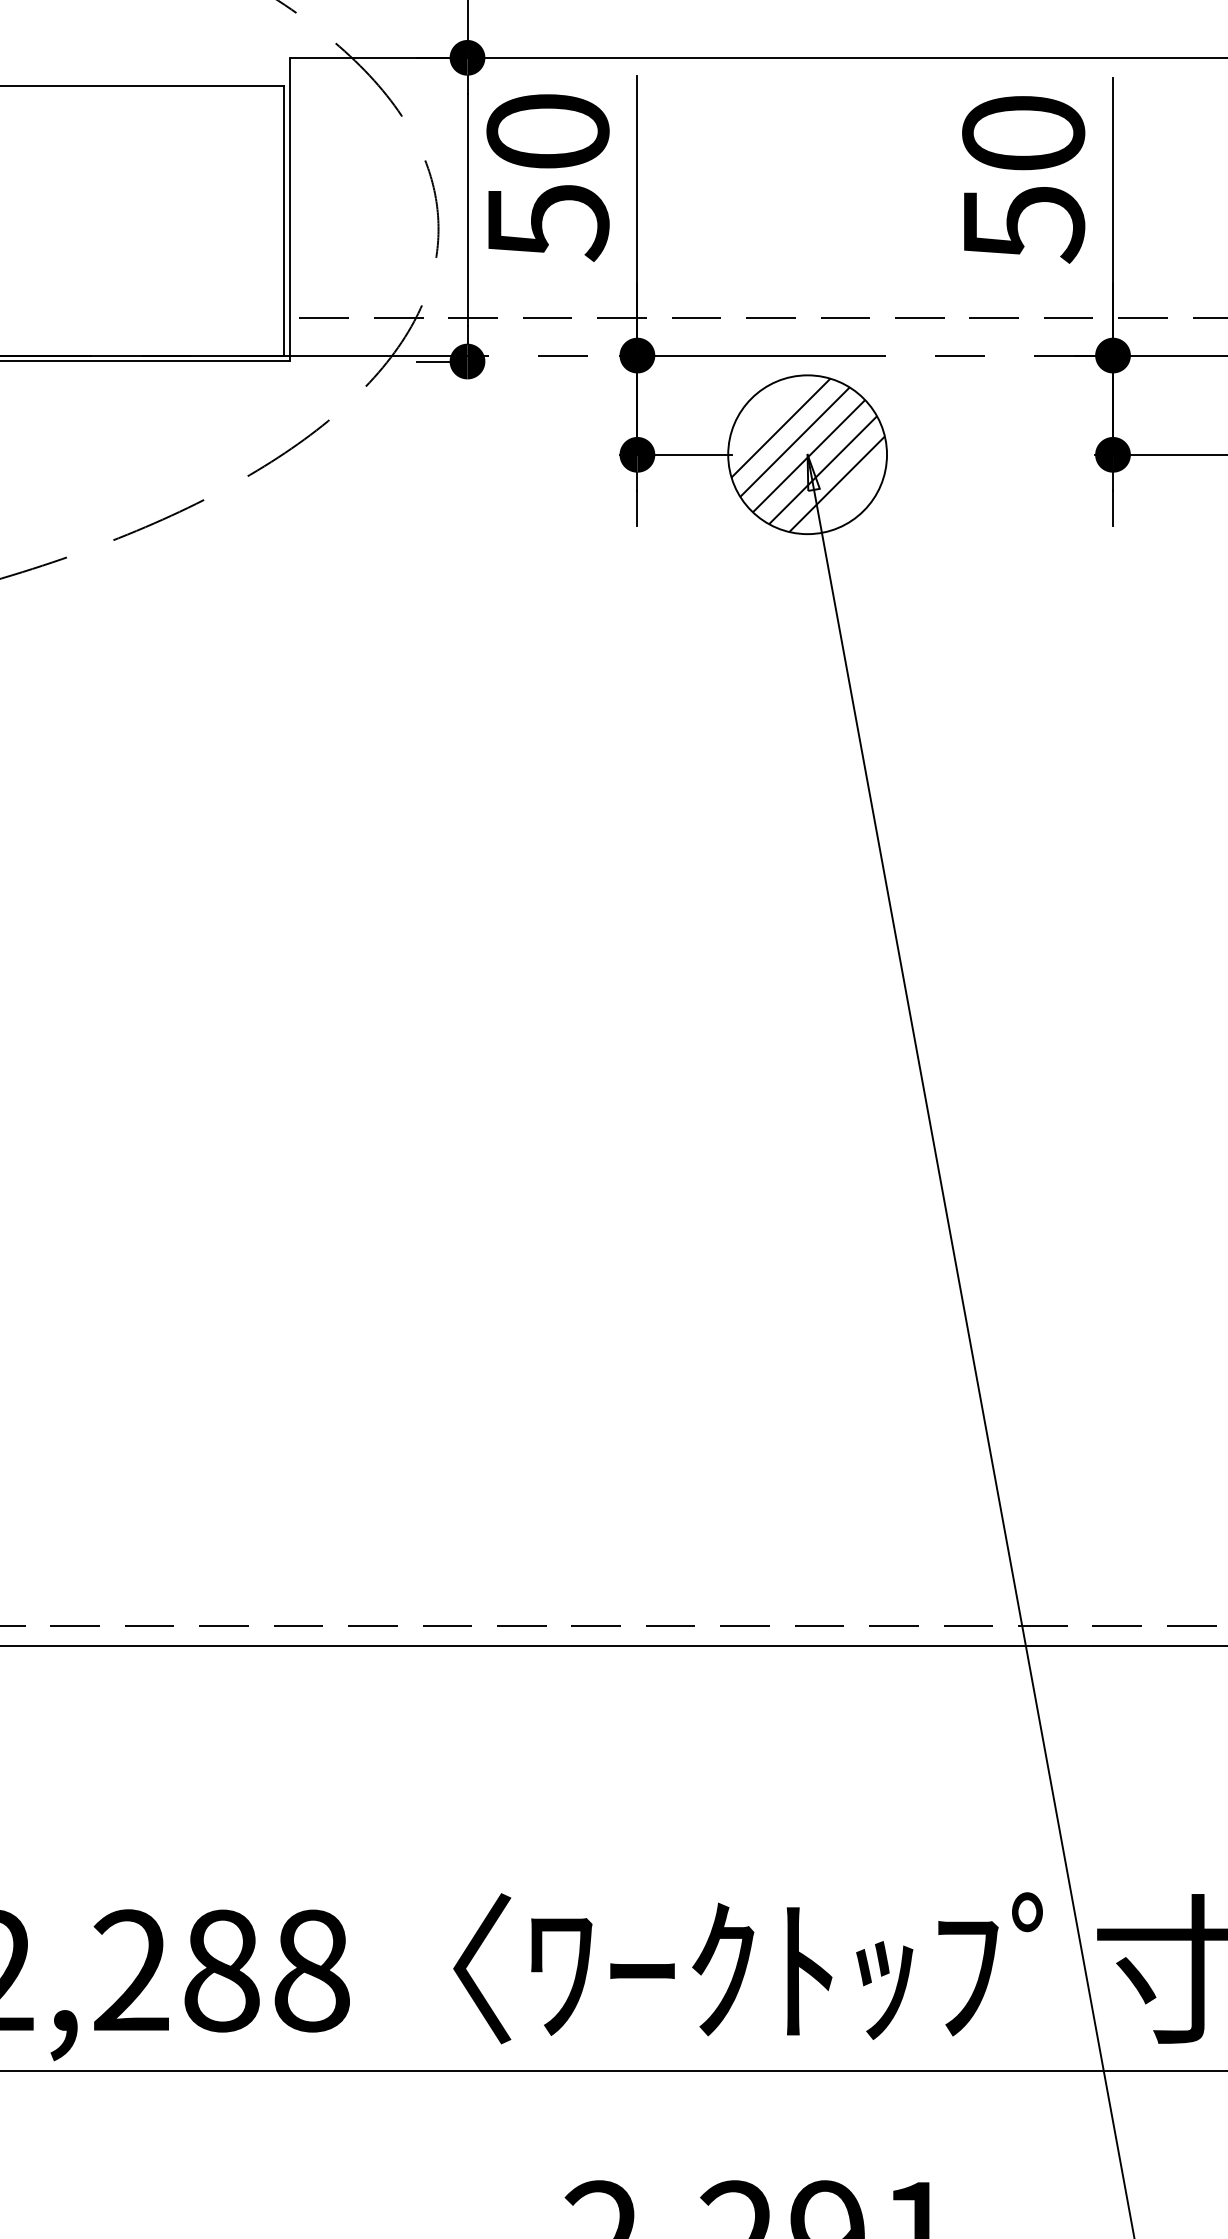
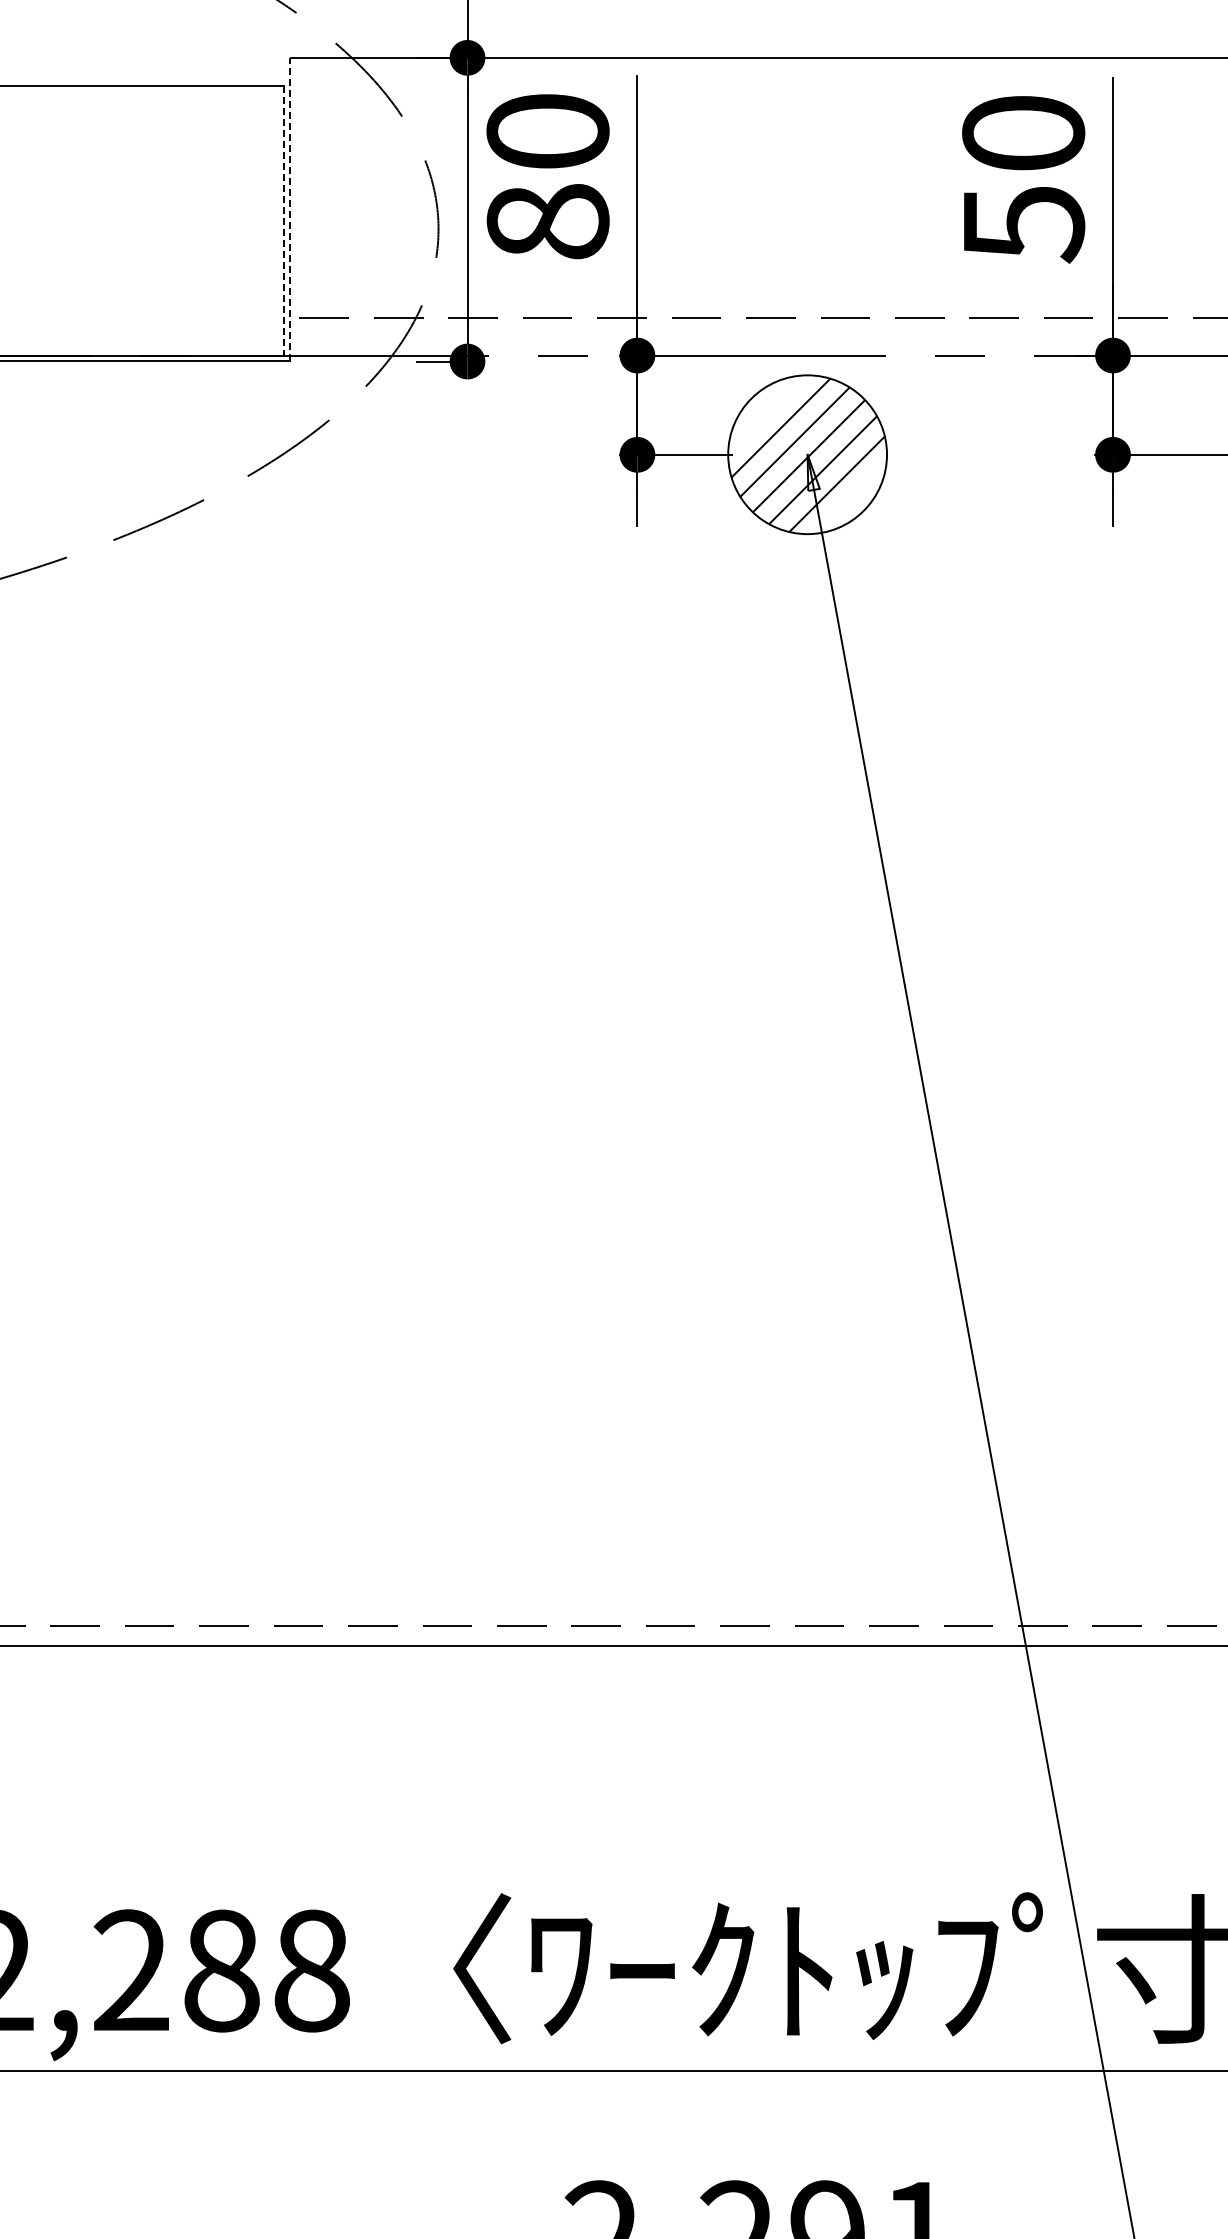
line: solid -> dashed (289, 209)
line: solid -> dashed (283, 220)
text: 50 -> 80 (547, 222)
